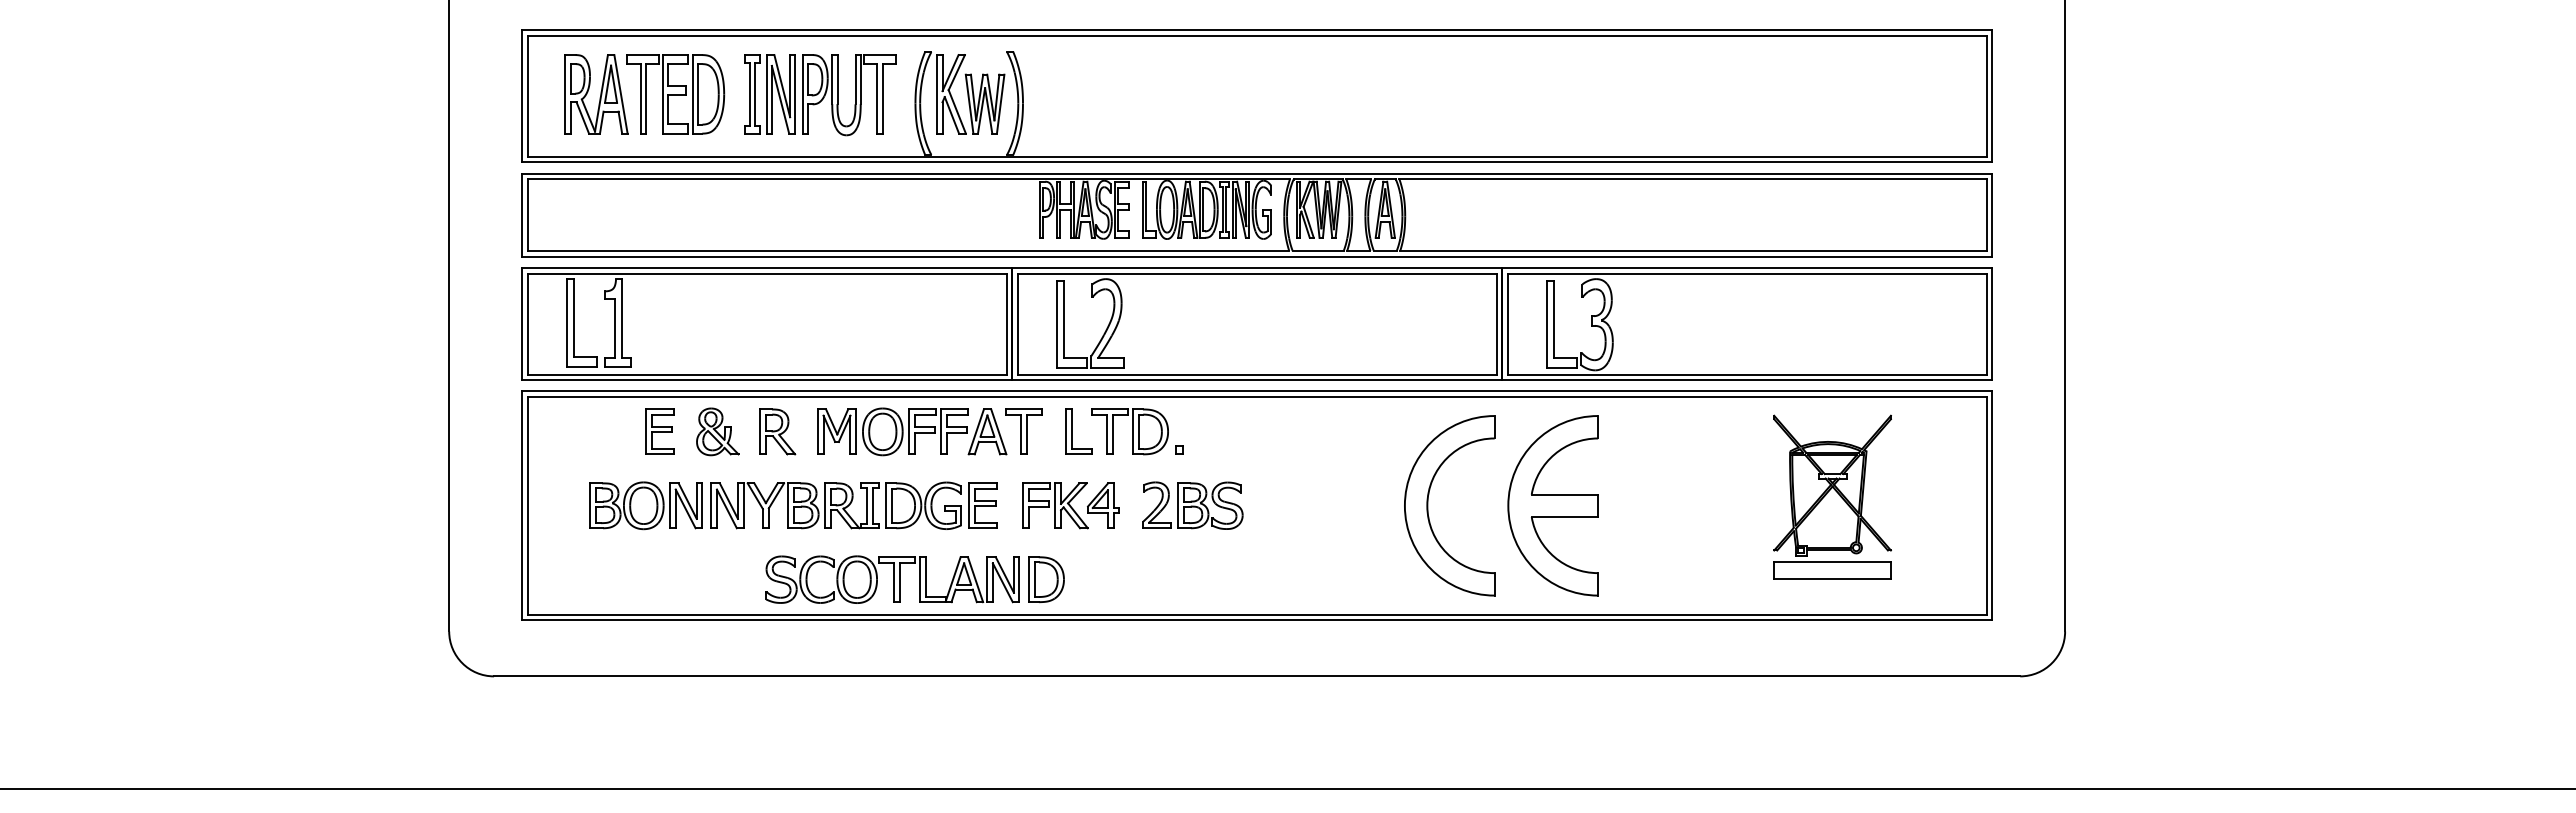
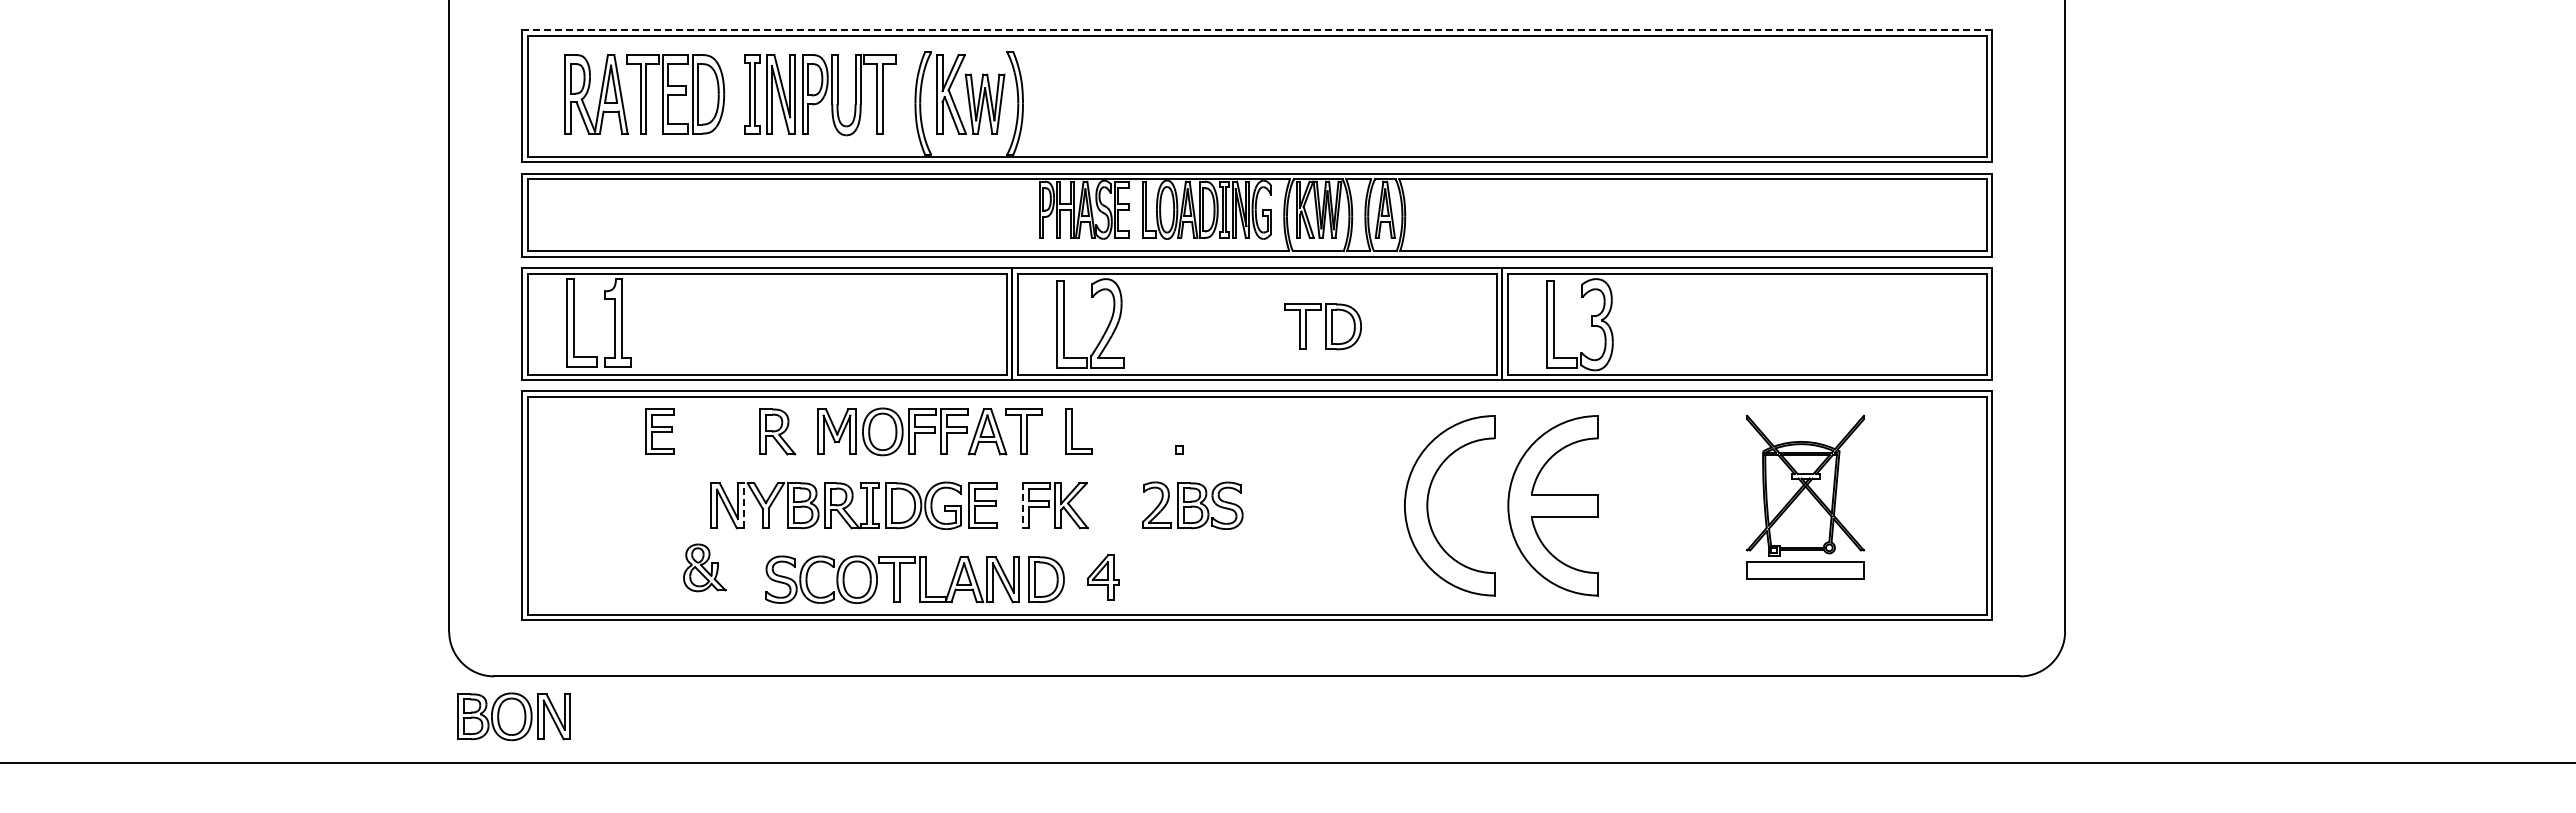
line: solid -> dashed (1256, 30)
part position: (717, 431) -> (704, 567) (704, 567)
part position: (1129, 431) -> (1322, 326) (1322, 326)
part position: (1832, 496) -> (1805, 496) (1805, 496)
part position: (645, 505) -> (513, 716) (513, 716)
line: solid -> dashed (743, 505)
part position: (1103, 505) -> (1103, 577) (1103, 577)
line: solid -> dashed (1022, 506)
line position: (1287, 788) -> (1287, 762) (1287, 762)
